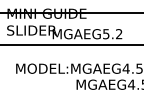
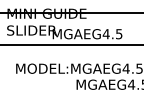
text: MGAEG5.2 -> MGAEG4.5 (112, 34)
